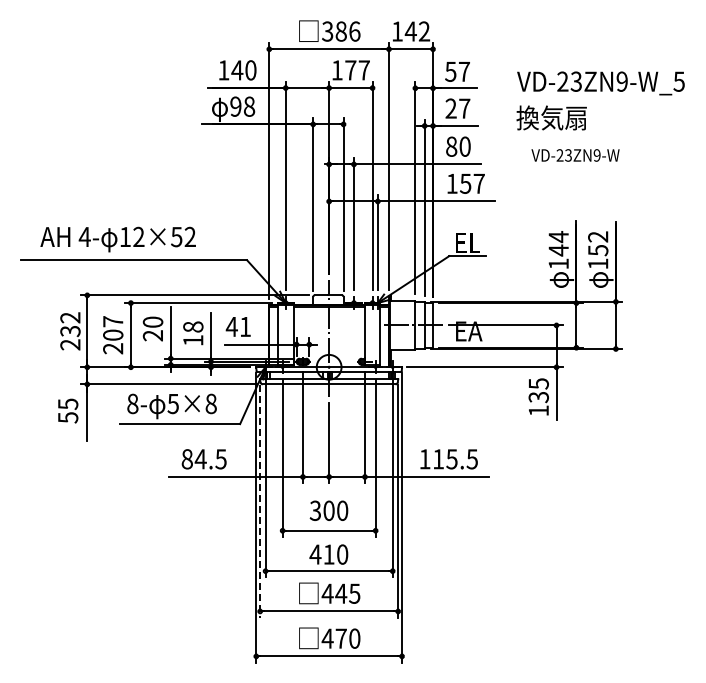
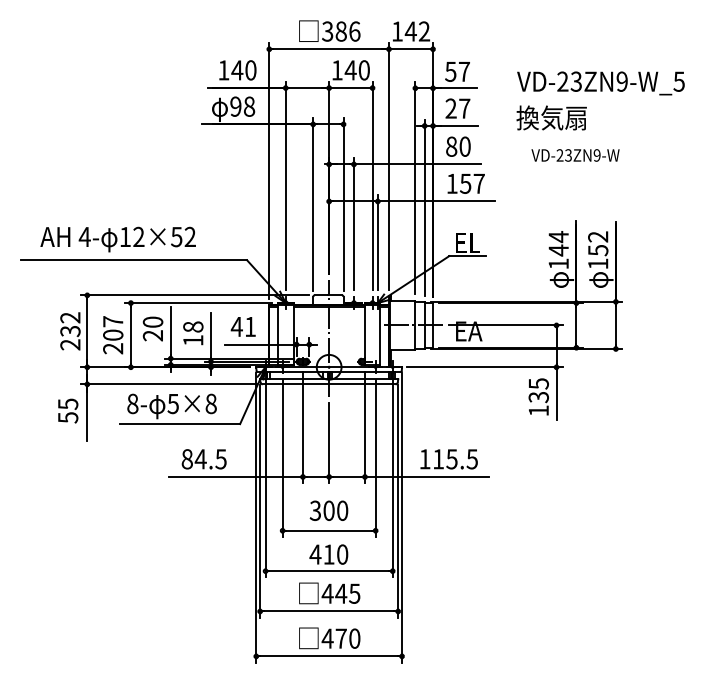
text: 177 -> 140 (356, 70)
text position: (237, 326) -> (242, 326) (242, 326)
line: dashed -> solid (260, 501)
